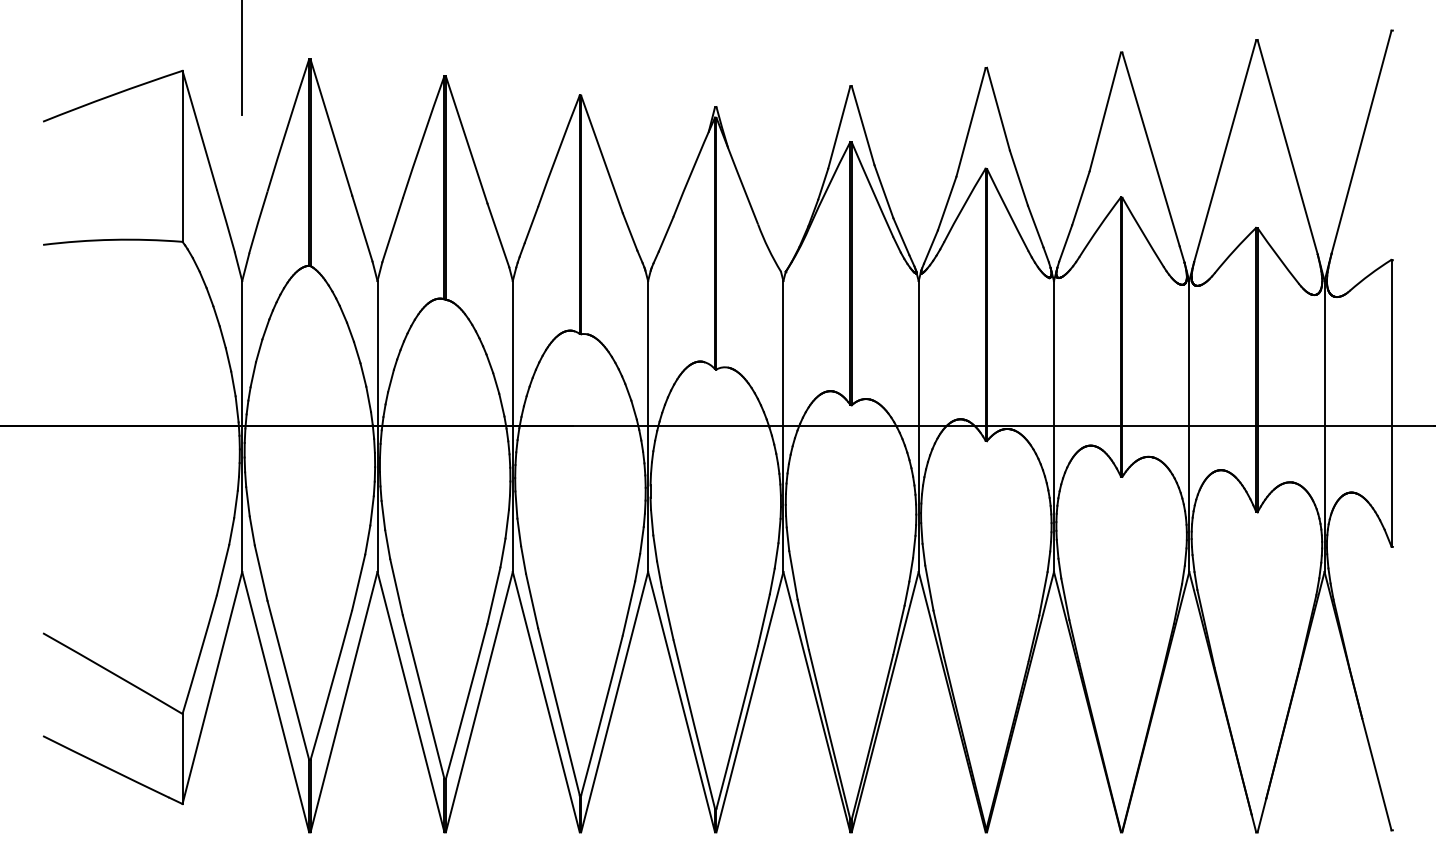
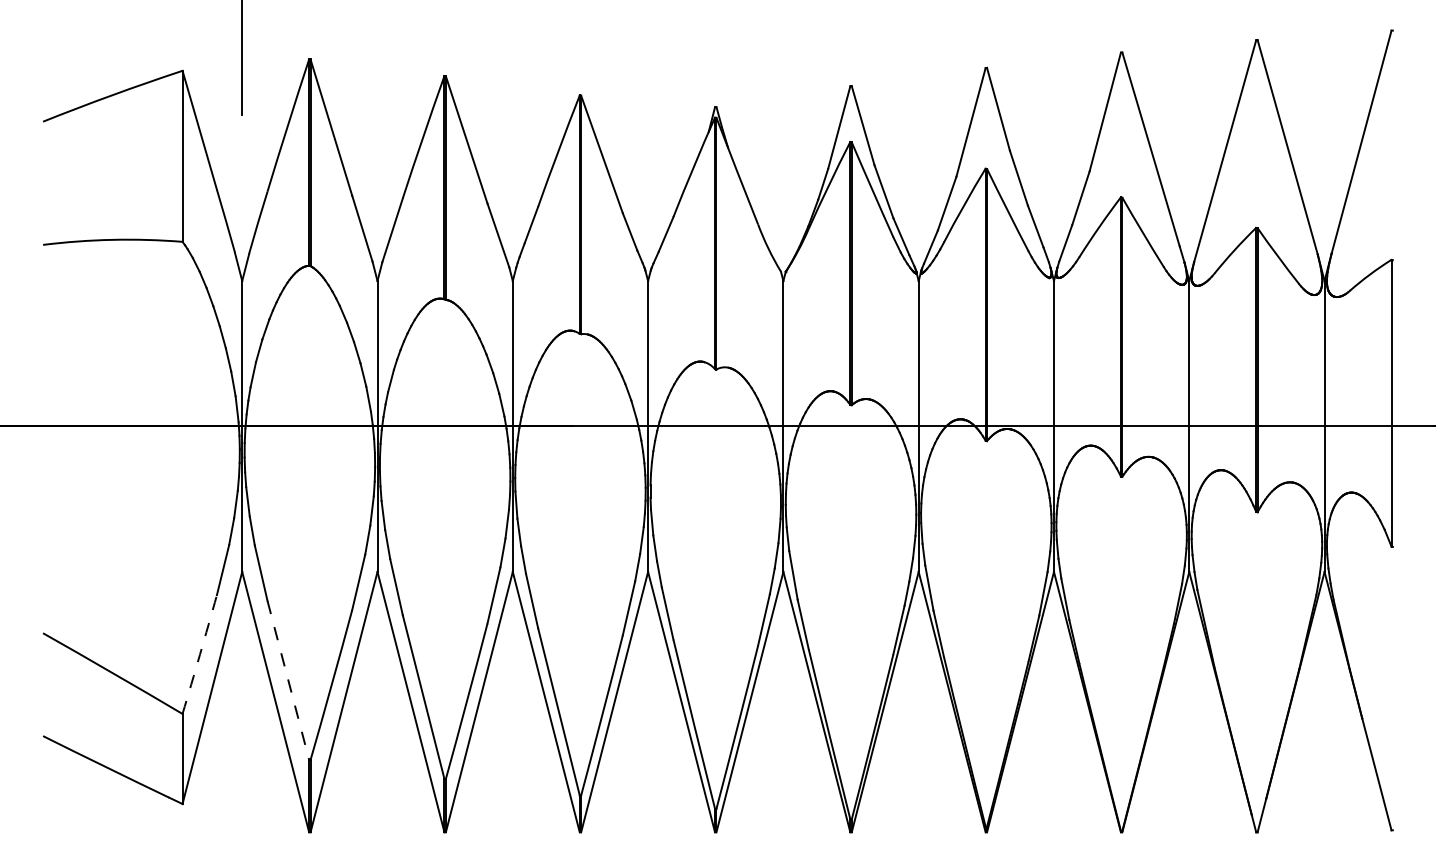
arc: solid -> dashed (199, 654)
line: solid -> dashed (288, 680)
